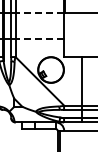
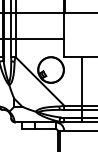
line: dashed -> solid (39, 13)
line: dashed -> solid (39, 39)
